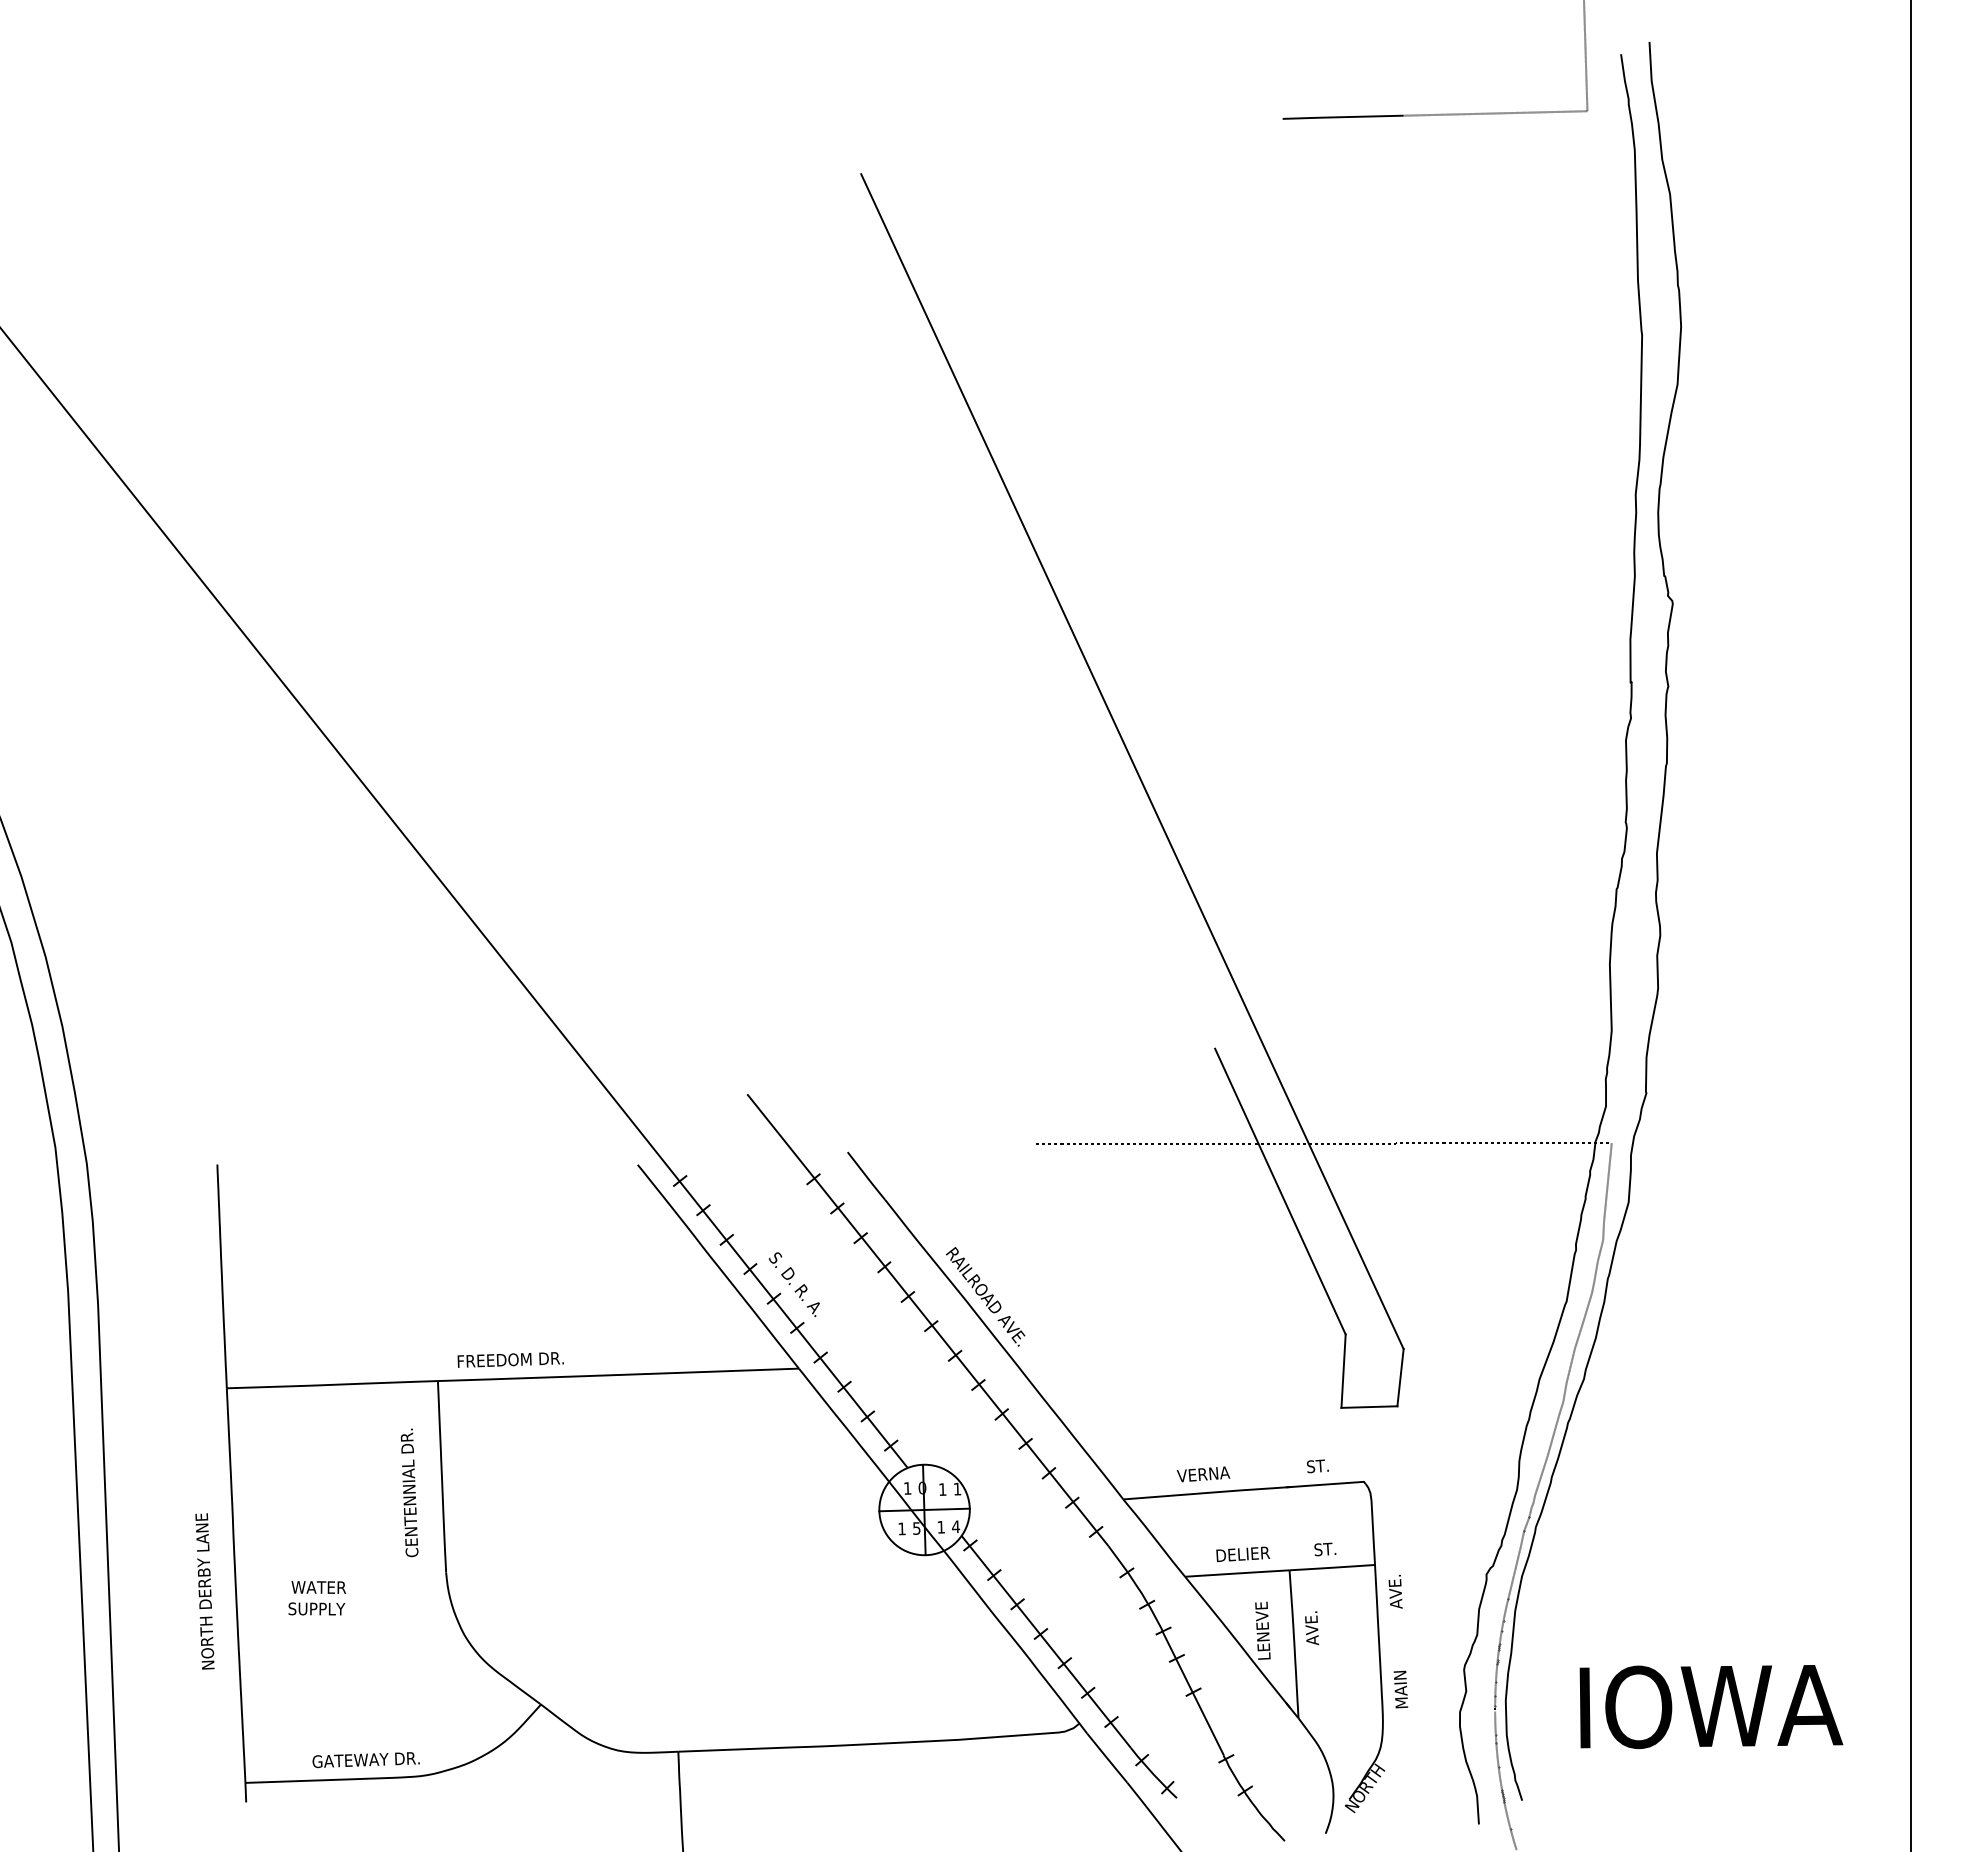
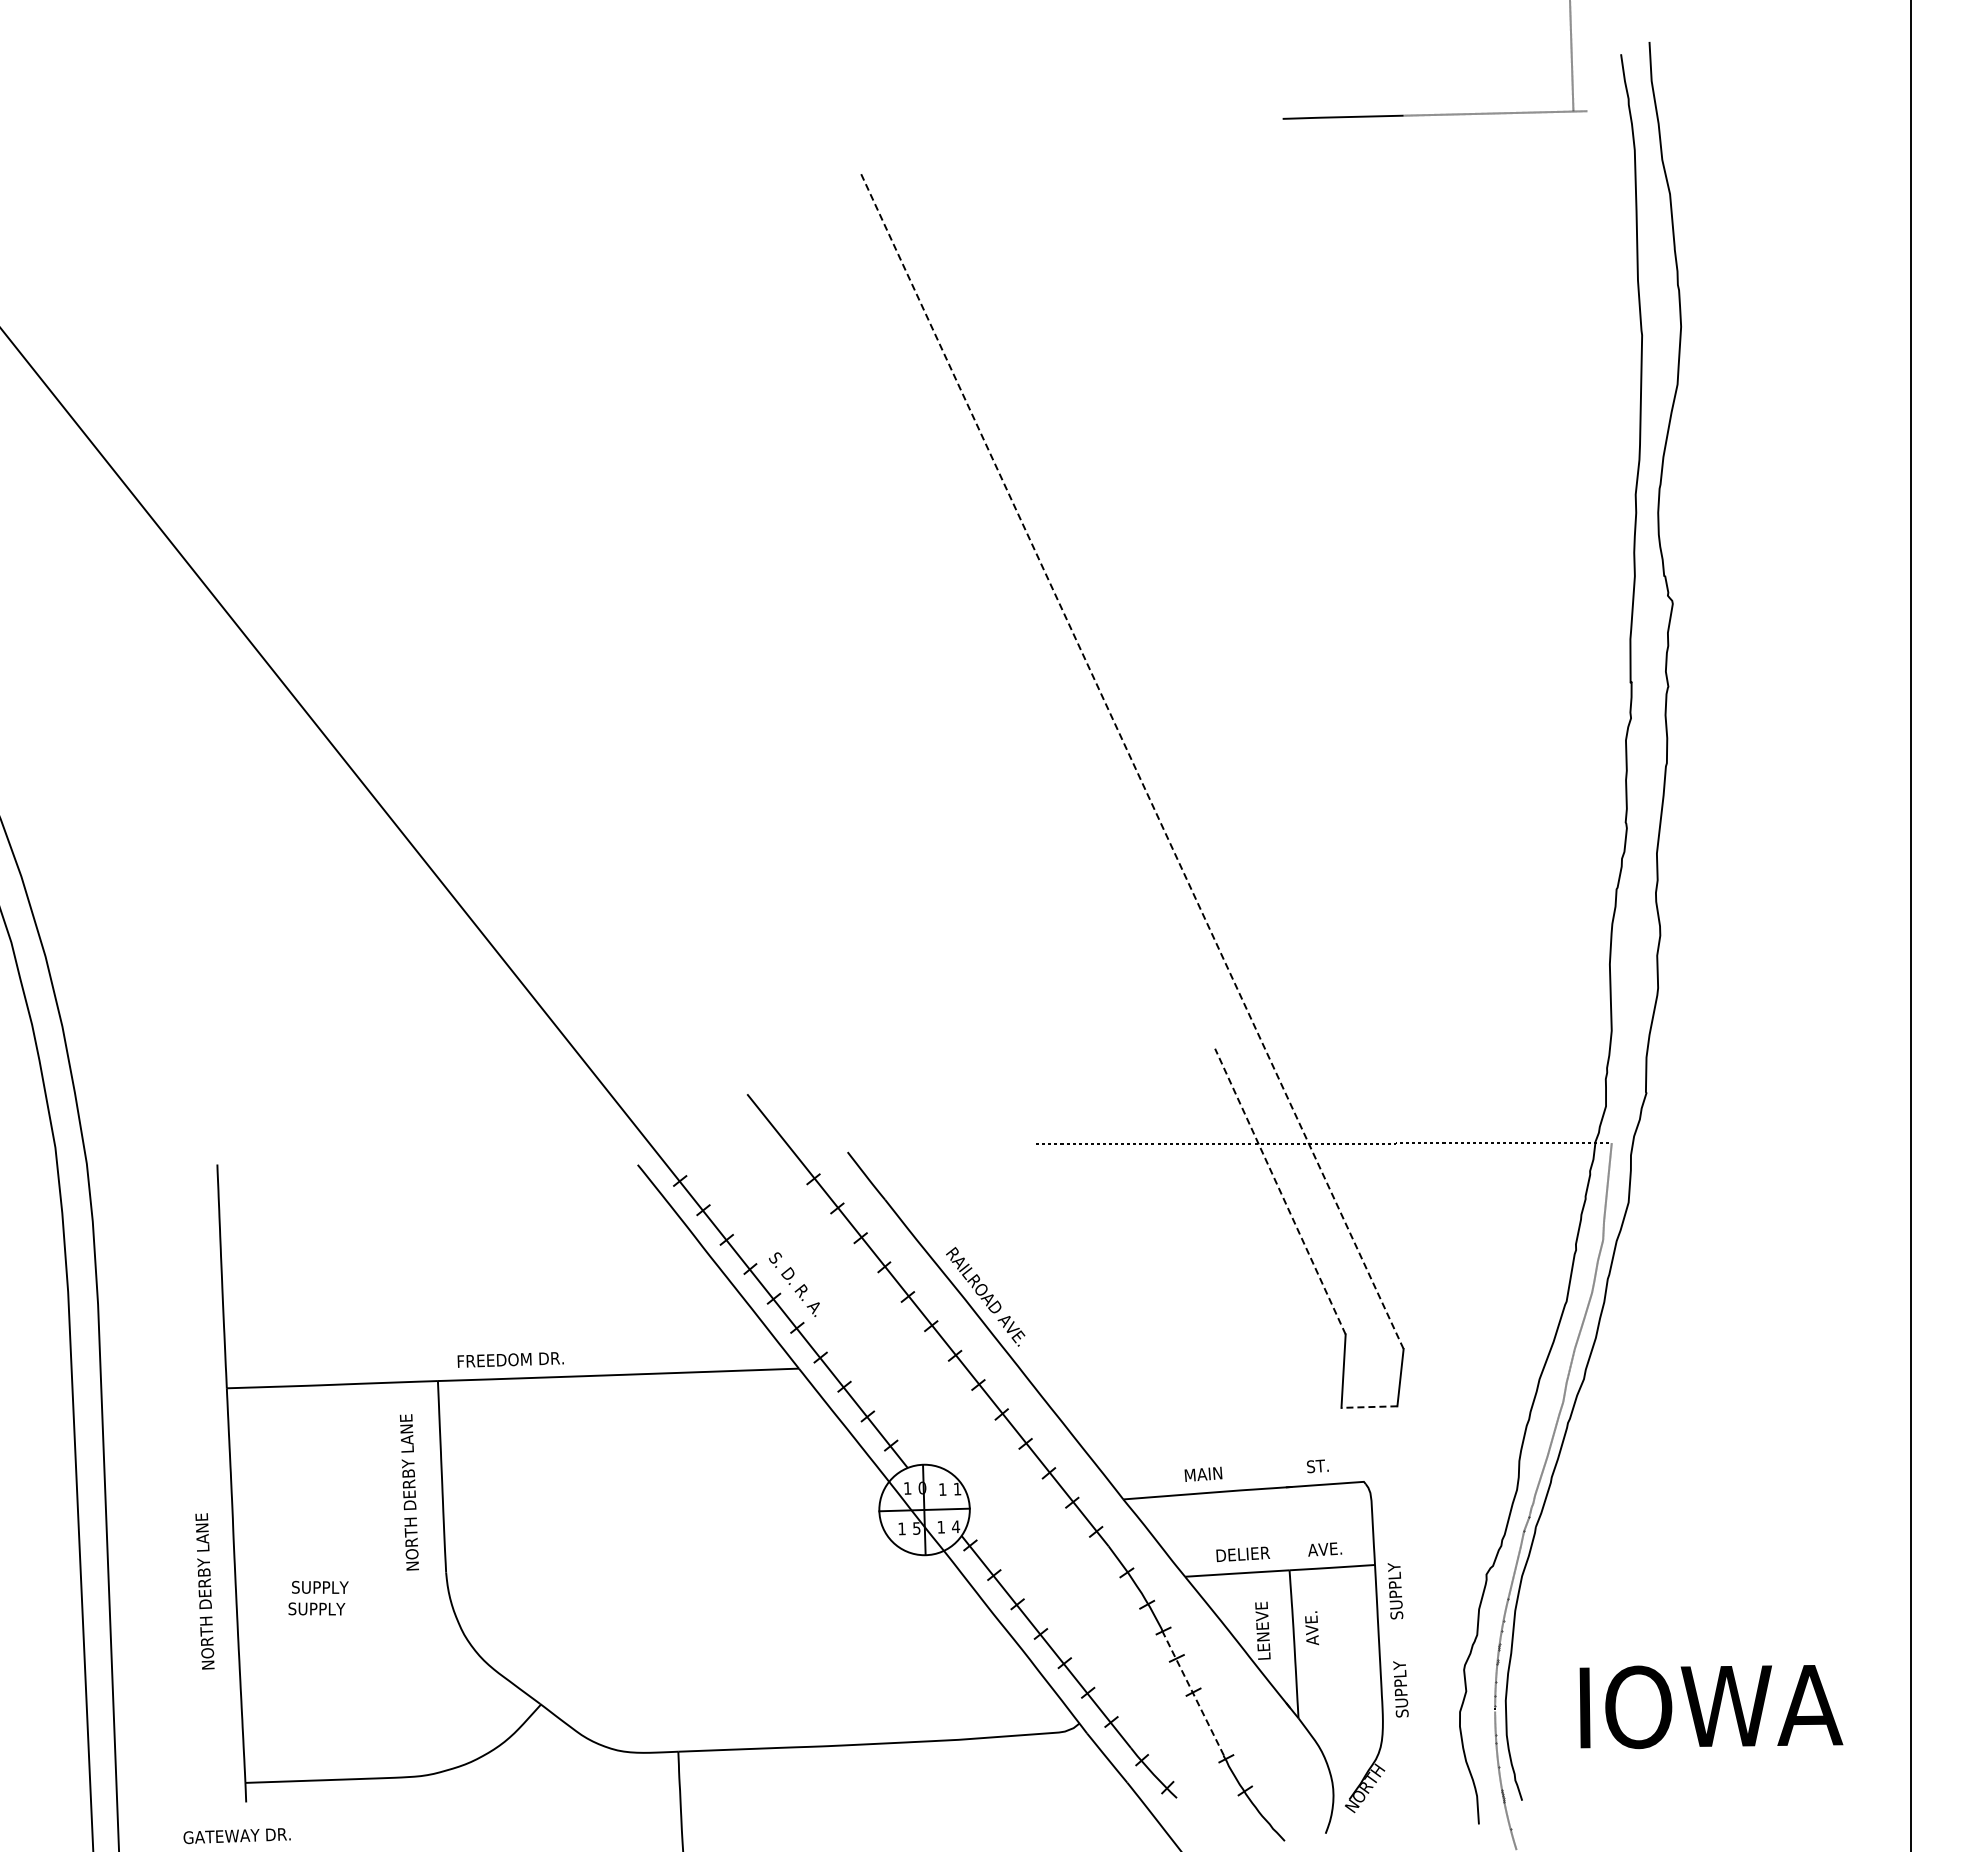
line position: (1585, 56) -> (1571, 56) (1571, 56)
line: solid -> dashed (1132, 762)
line: solid -> dashed (1280, 1191)
line: solid -> dashed (1369, 1407)
text: VERNA -> MAIN (1203, 1474)
text: CENTENNIAL DR. -> NORTH DERBY LANE (408, 1492)
text: ST. -> AVE. (1325, 1549)
text: WATER -> SUPPLY (319, 1586)
text: AVE. -> SUPPLY (1395, 1591)
text: MAIN -> SUPPLY (1400, 1689)
line: solid -> dashed (1193, 1693)
text position: (365, 1760) -> (236, 1836) (236, 1836)
